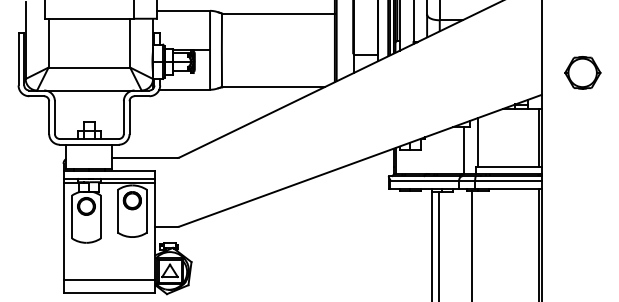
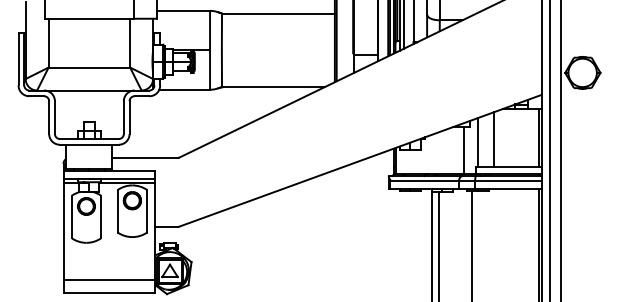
line: none -> present (403, 25)
line: none -> present (493, 139)
line: none -> present (549, 150)
line: none -> present (561, 150)
